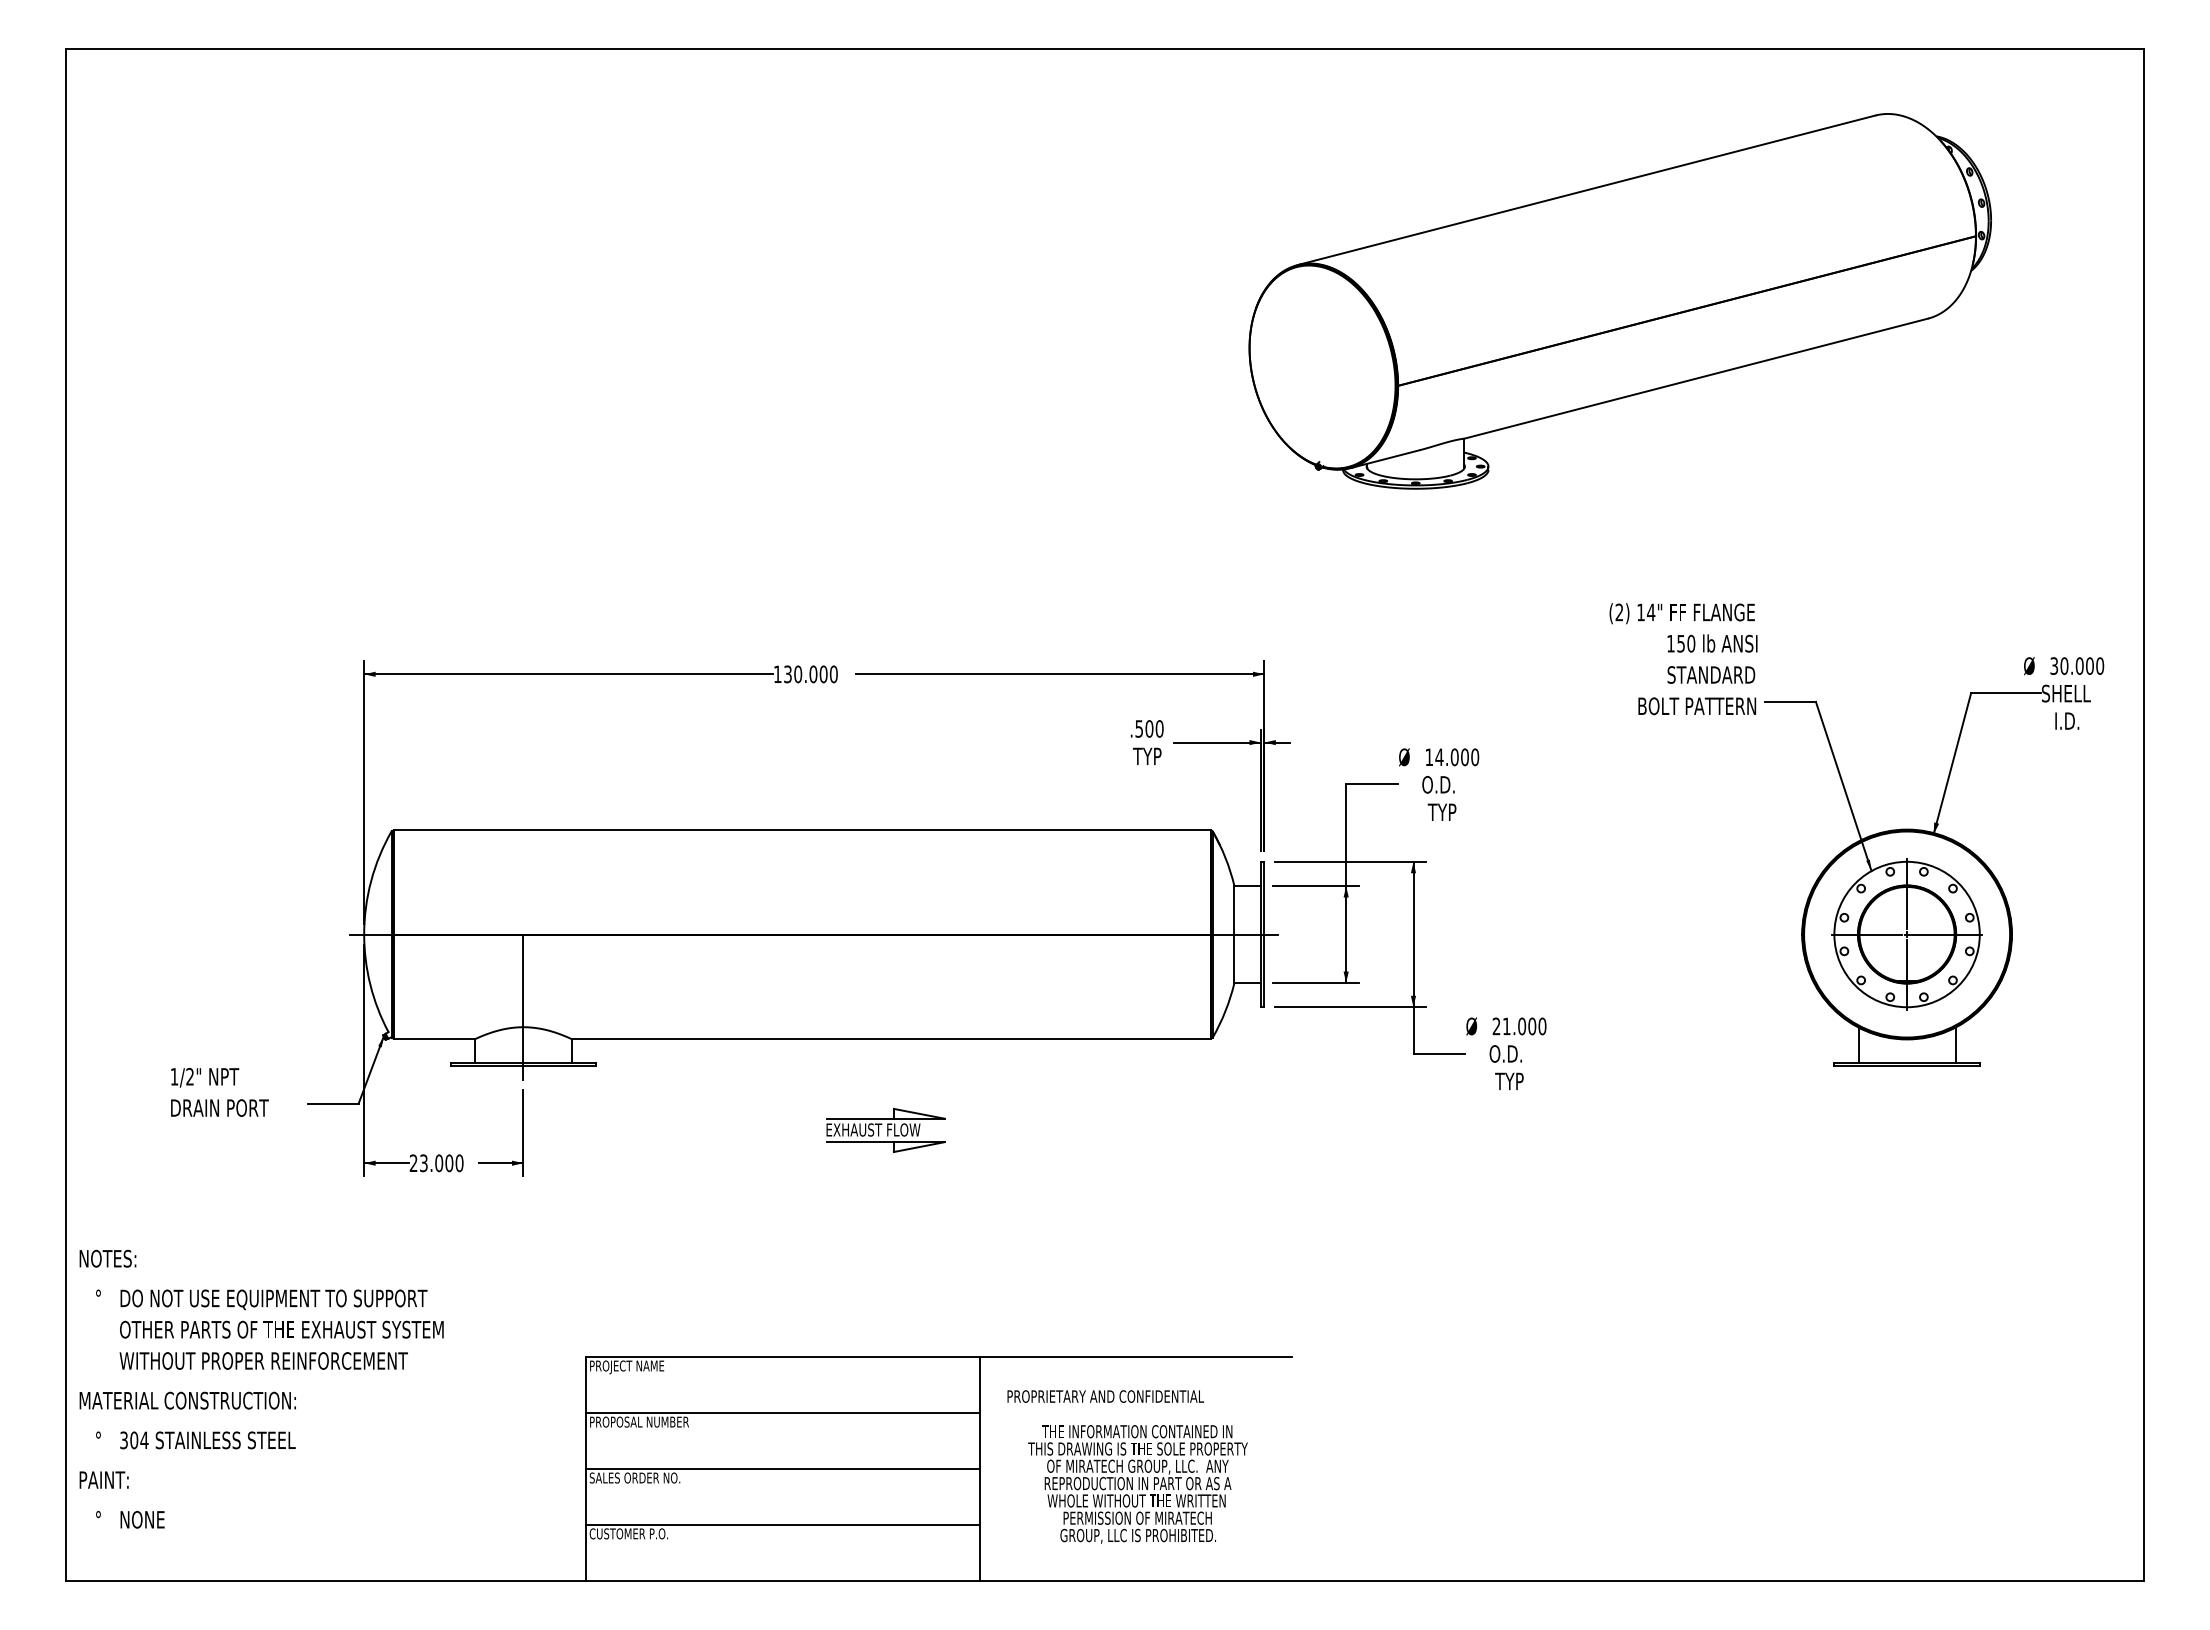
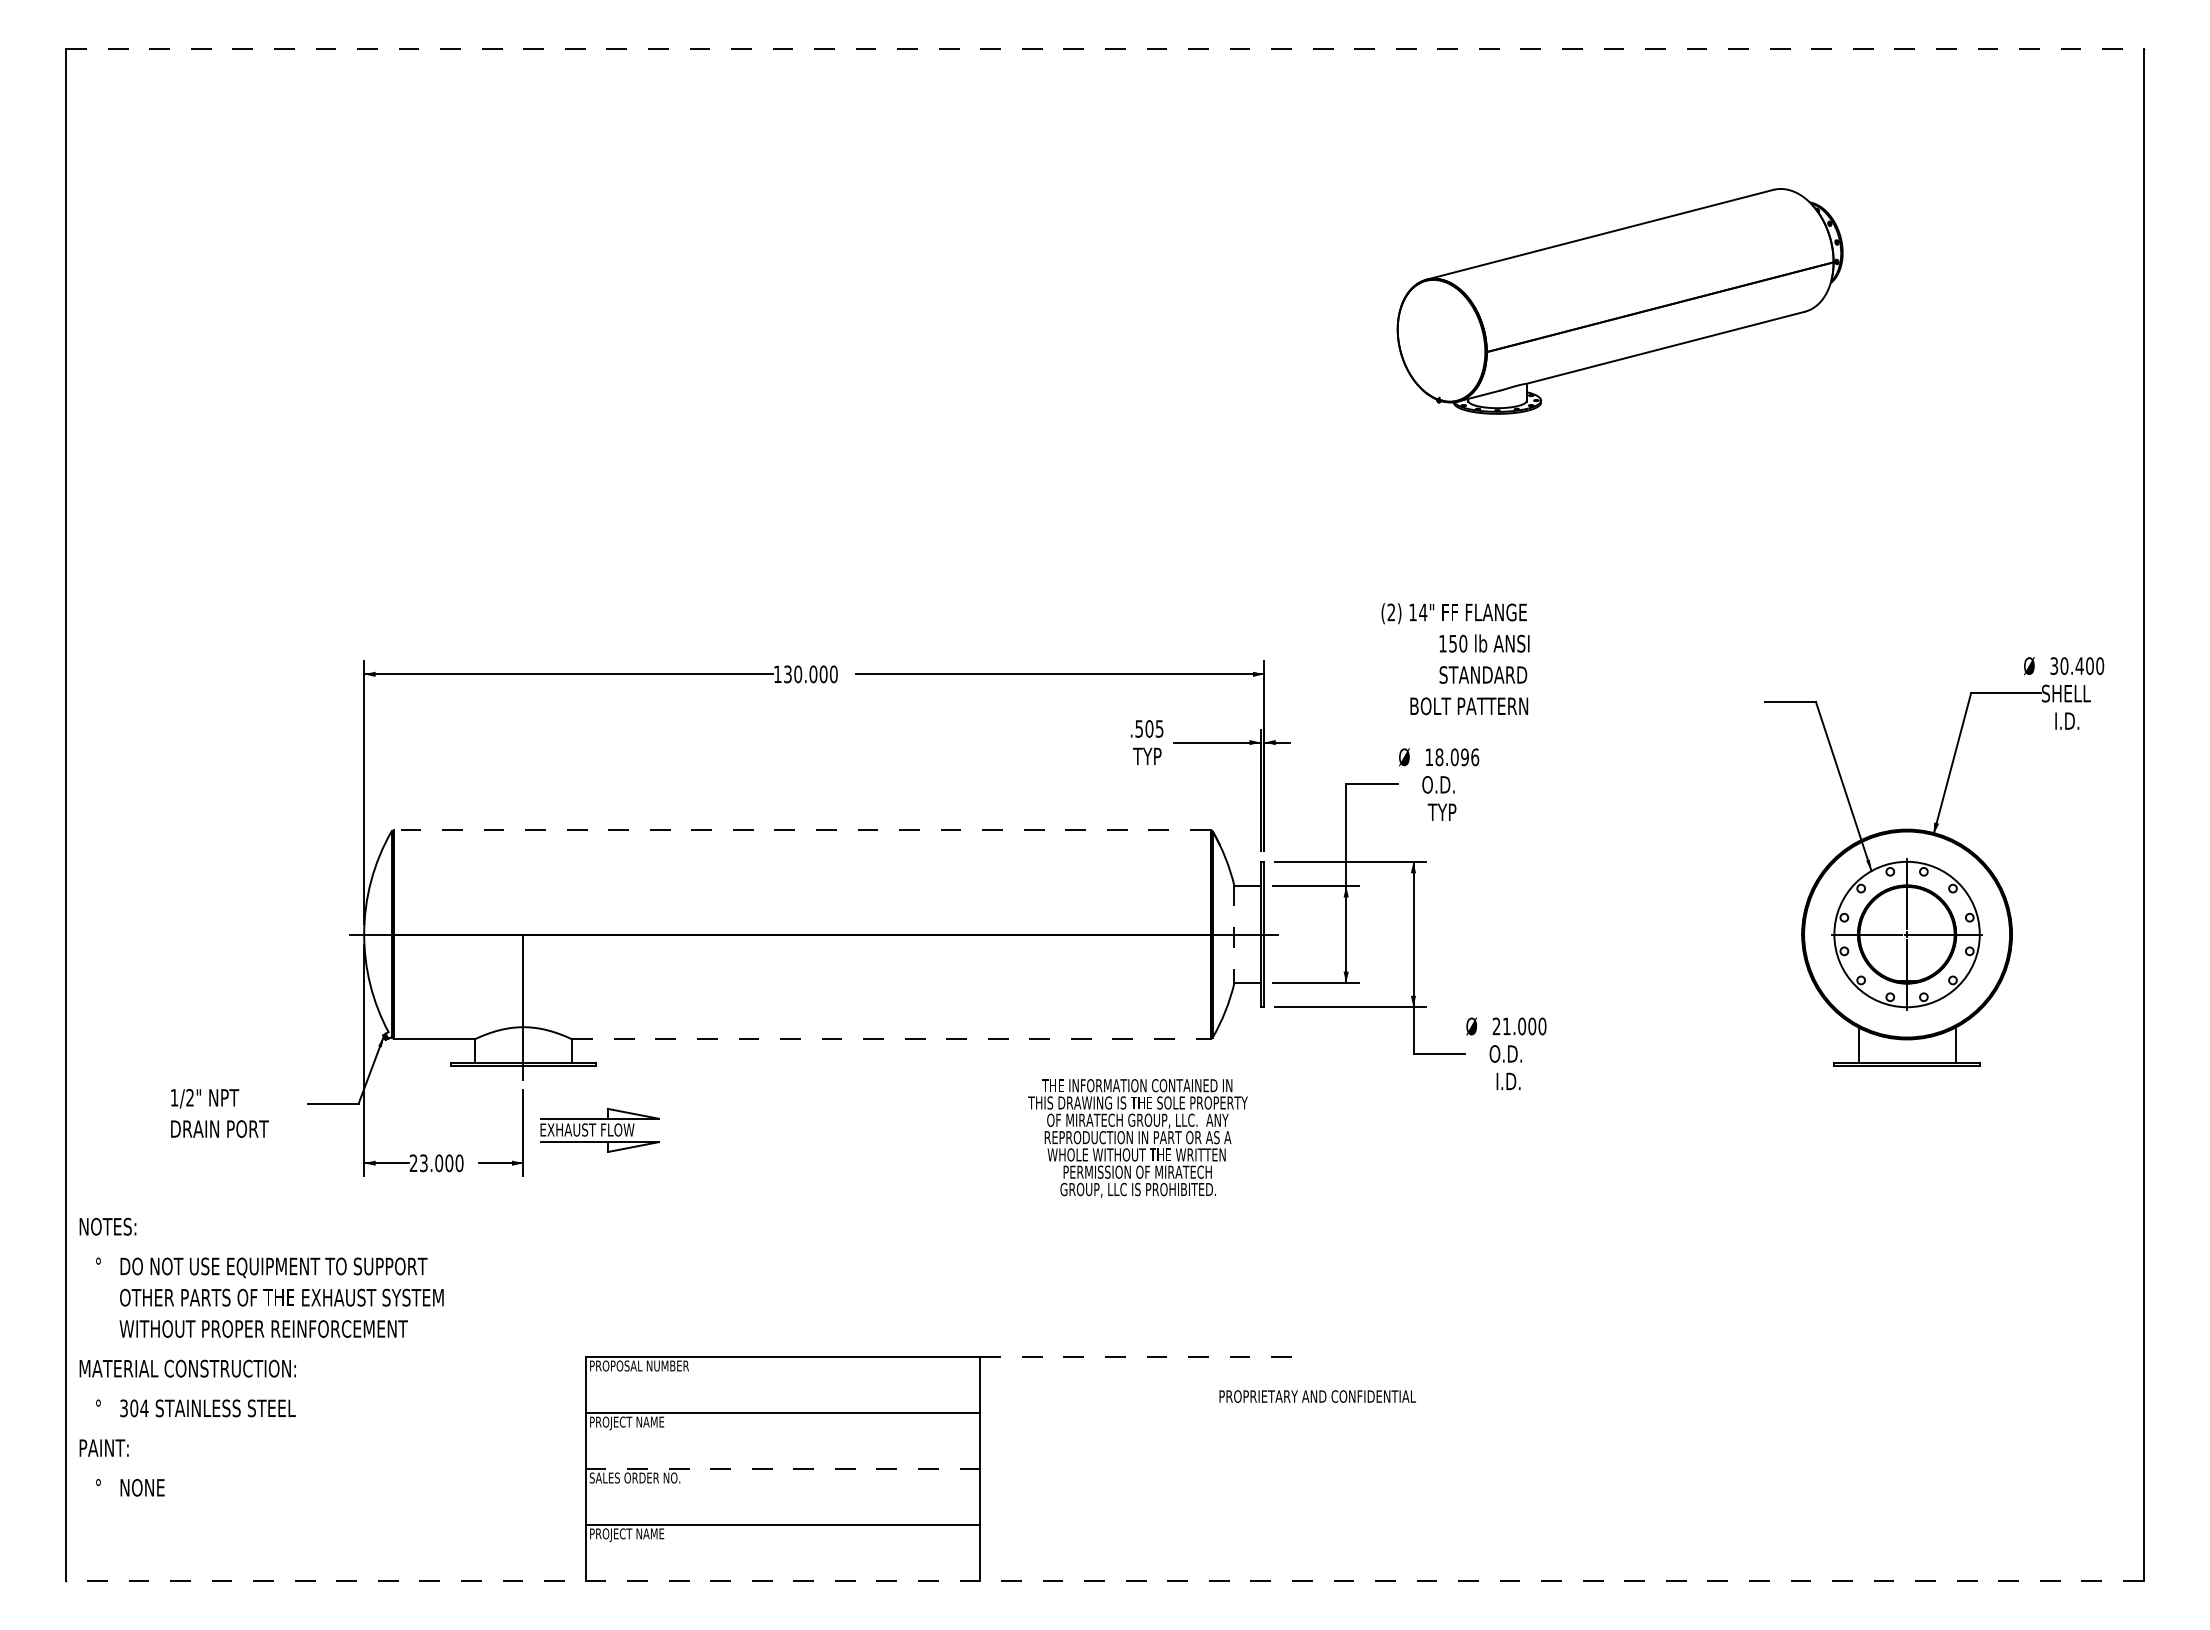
line: solid -> dashed (1104, 48)
part size: 744x377 px -> 448x227 px (1619, 301)
text position: (1683, 659) -> (1455, 659) (1455, 659)
text: 30.000 -> 30.400 (2079, 665)
text: .500 -> .505 (1159, 728)
text: 14.000 -> 18.096 (1457, 757)
line: solid -> dashed (802, 829)
line: solid -> dashed (1234, 934)
line: solid -> dashed (892, 1039)
text: TYP -> I.D. (1509, 1081)
text position: (219, 1092) -> (219, 1113) (219, 1113)
part position: (885, 1130) -> (599, 1130) (599, 1130)
line: solid -> dashed (1136, 1356)
text: PROJECT NAME -> PROPOSAL NUMBER (648, 1367)
text position: (261, 1388) -> (261, 1356) (261, 1356)
text position: (1105, 1396) -> (1317, 1396) (1317, 1396)
text: PROPOSAL NUMBER -> PROJECT NAME (648, 1423)
line: solid -> dashed (782, 1468)
text position: (1137, 1484) -> (1137, 1138) (1137, 1138)
text: CUSTOMER P.O. -> PROJECT NAME (628, 1535)
line: solid -> dashed (1104, 1581)
